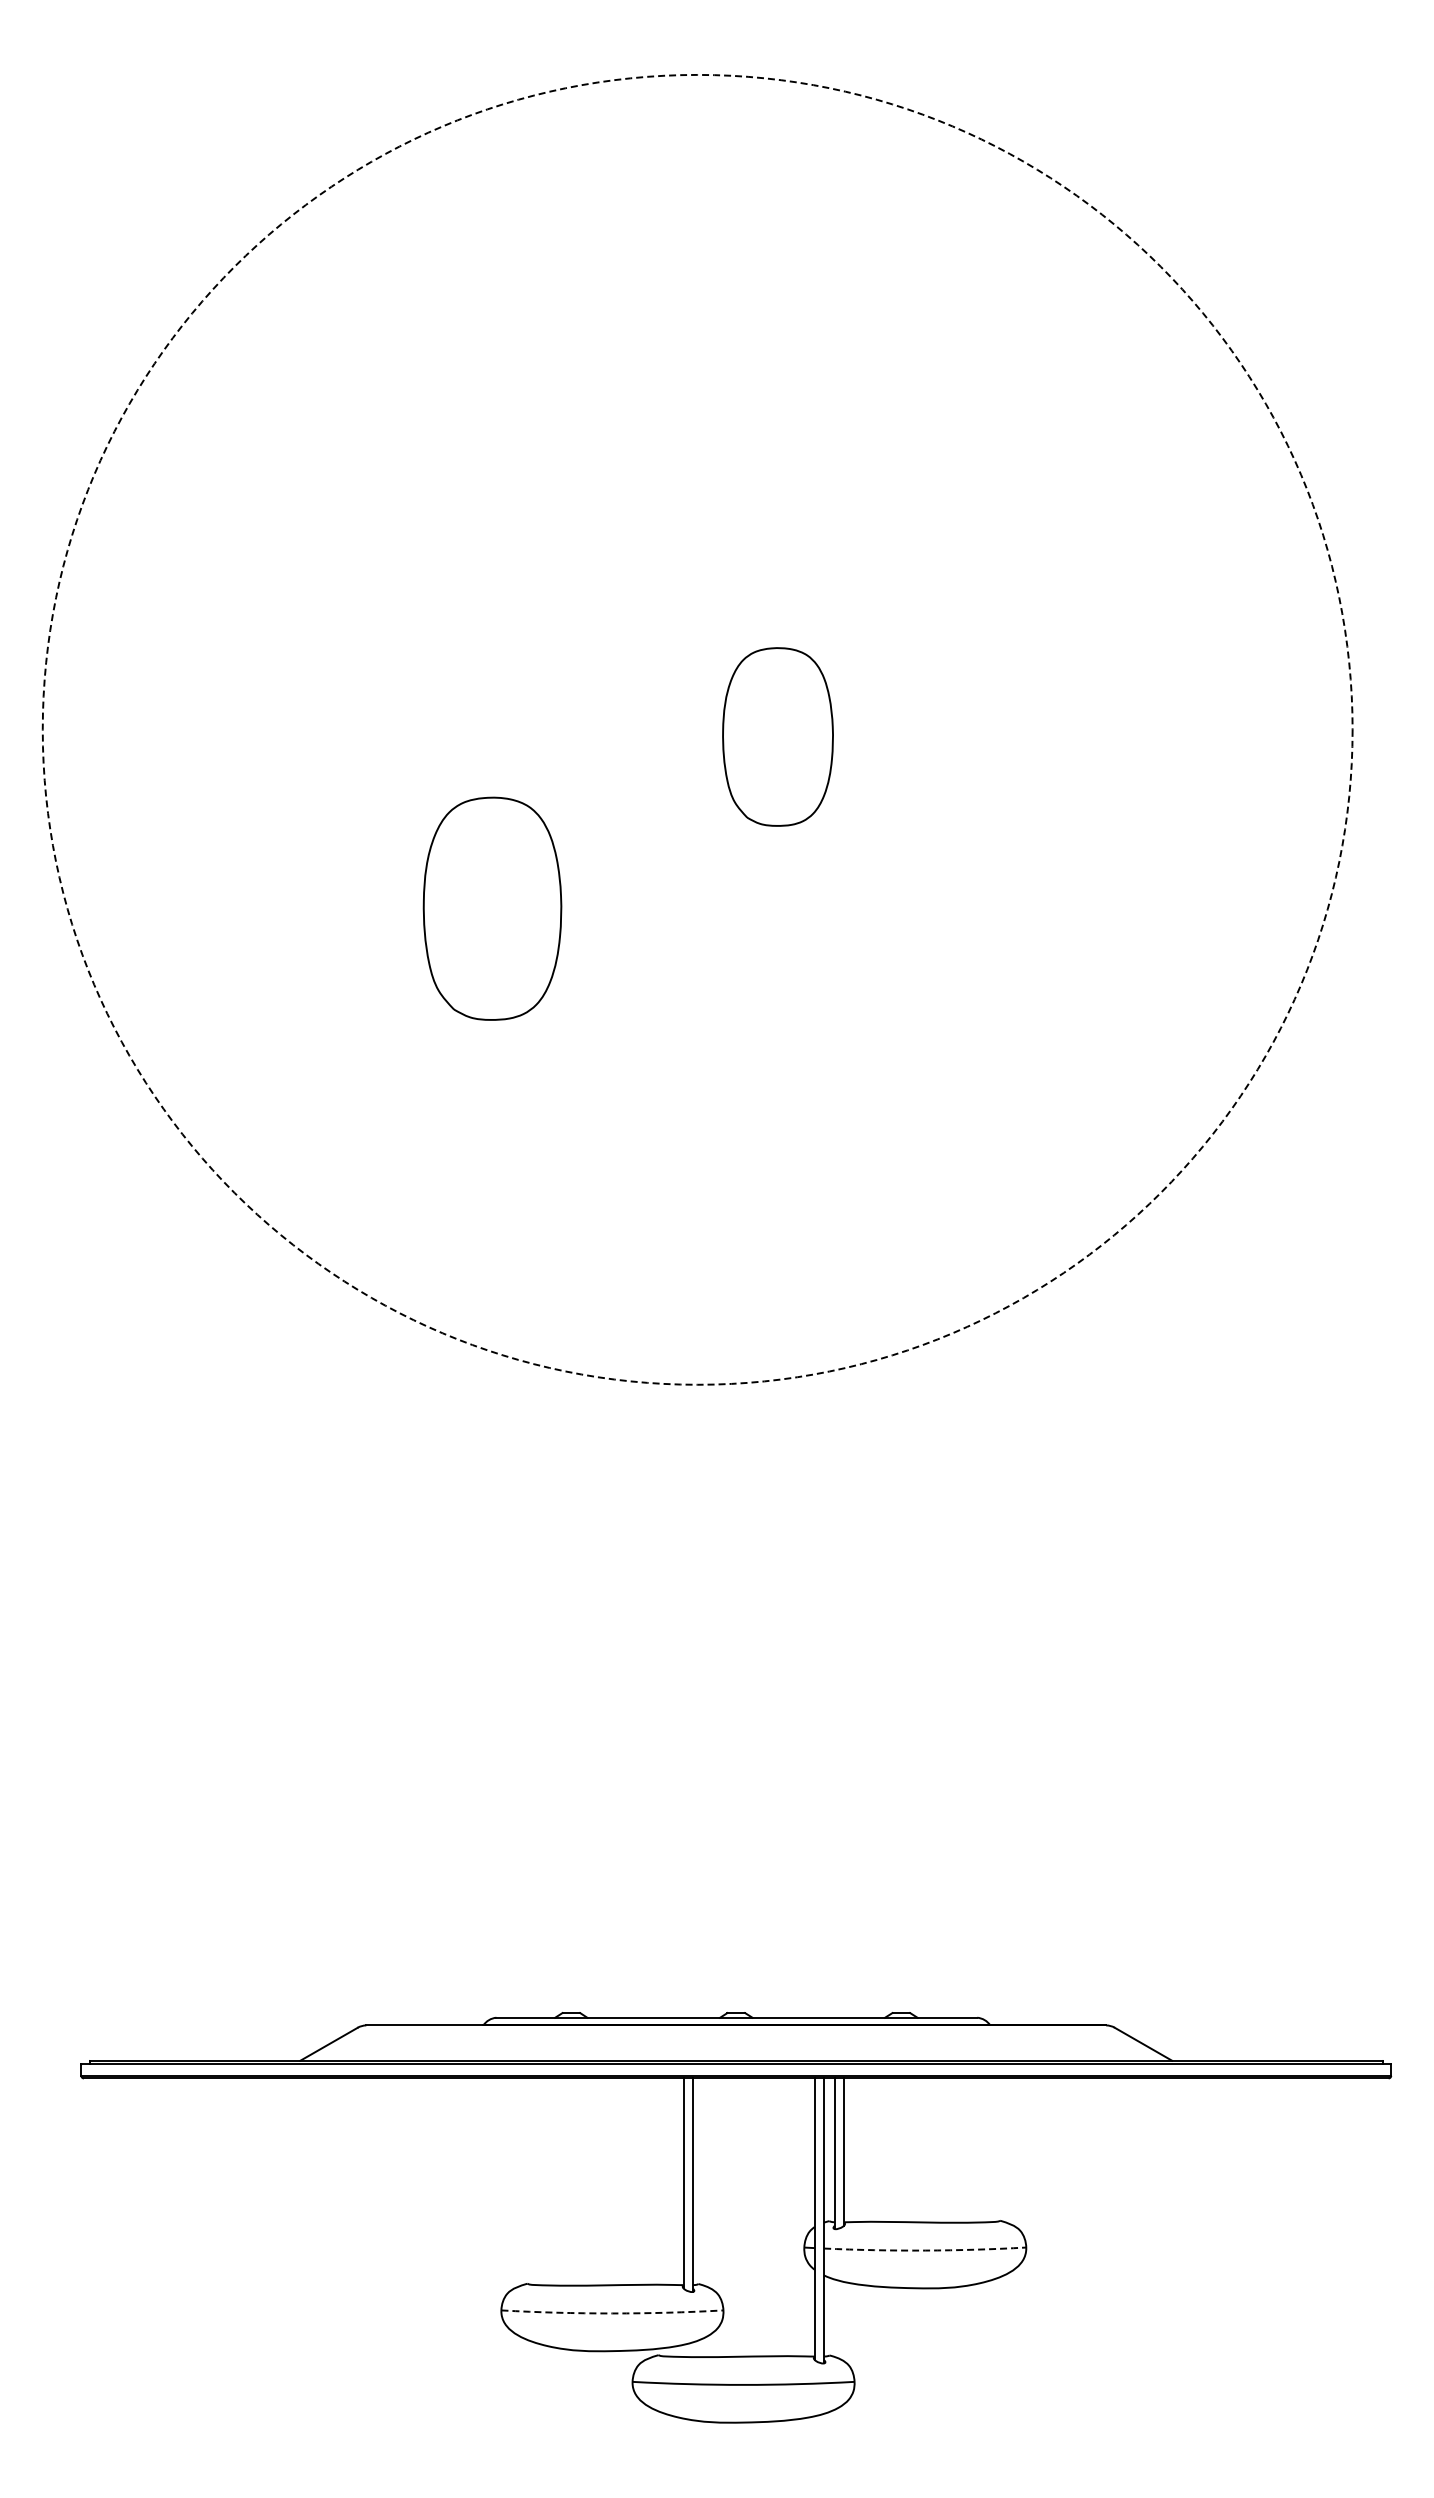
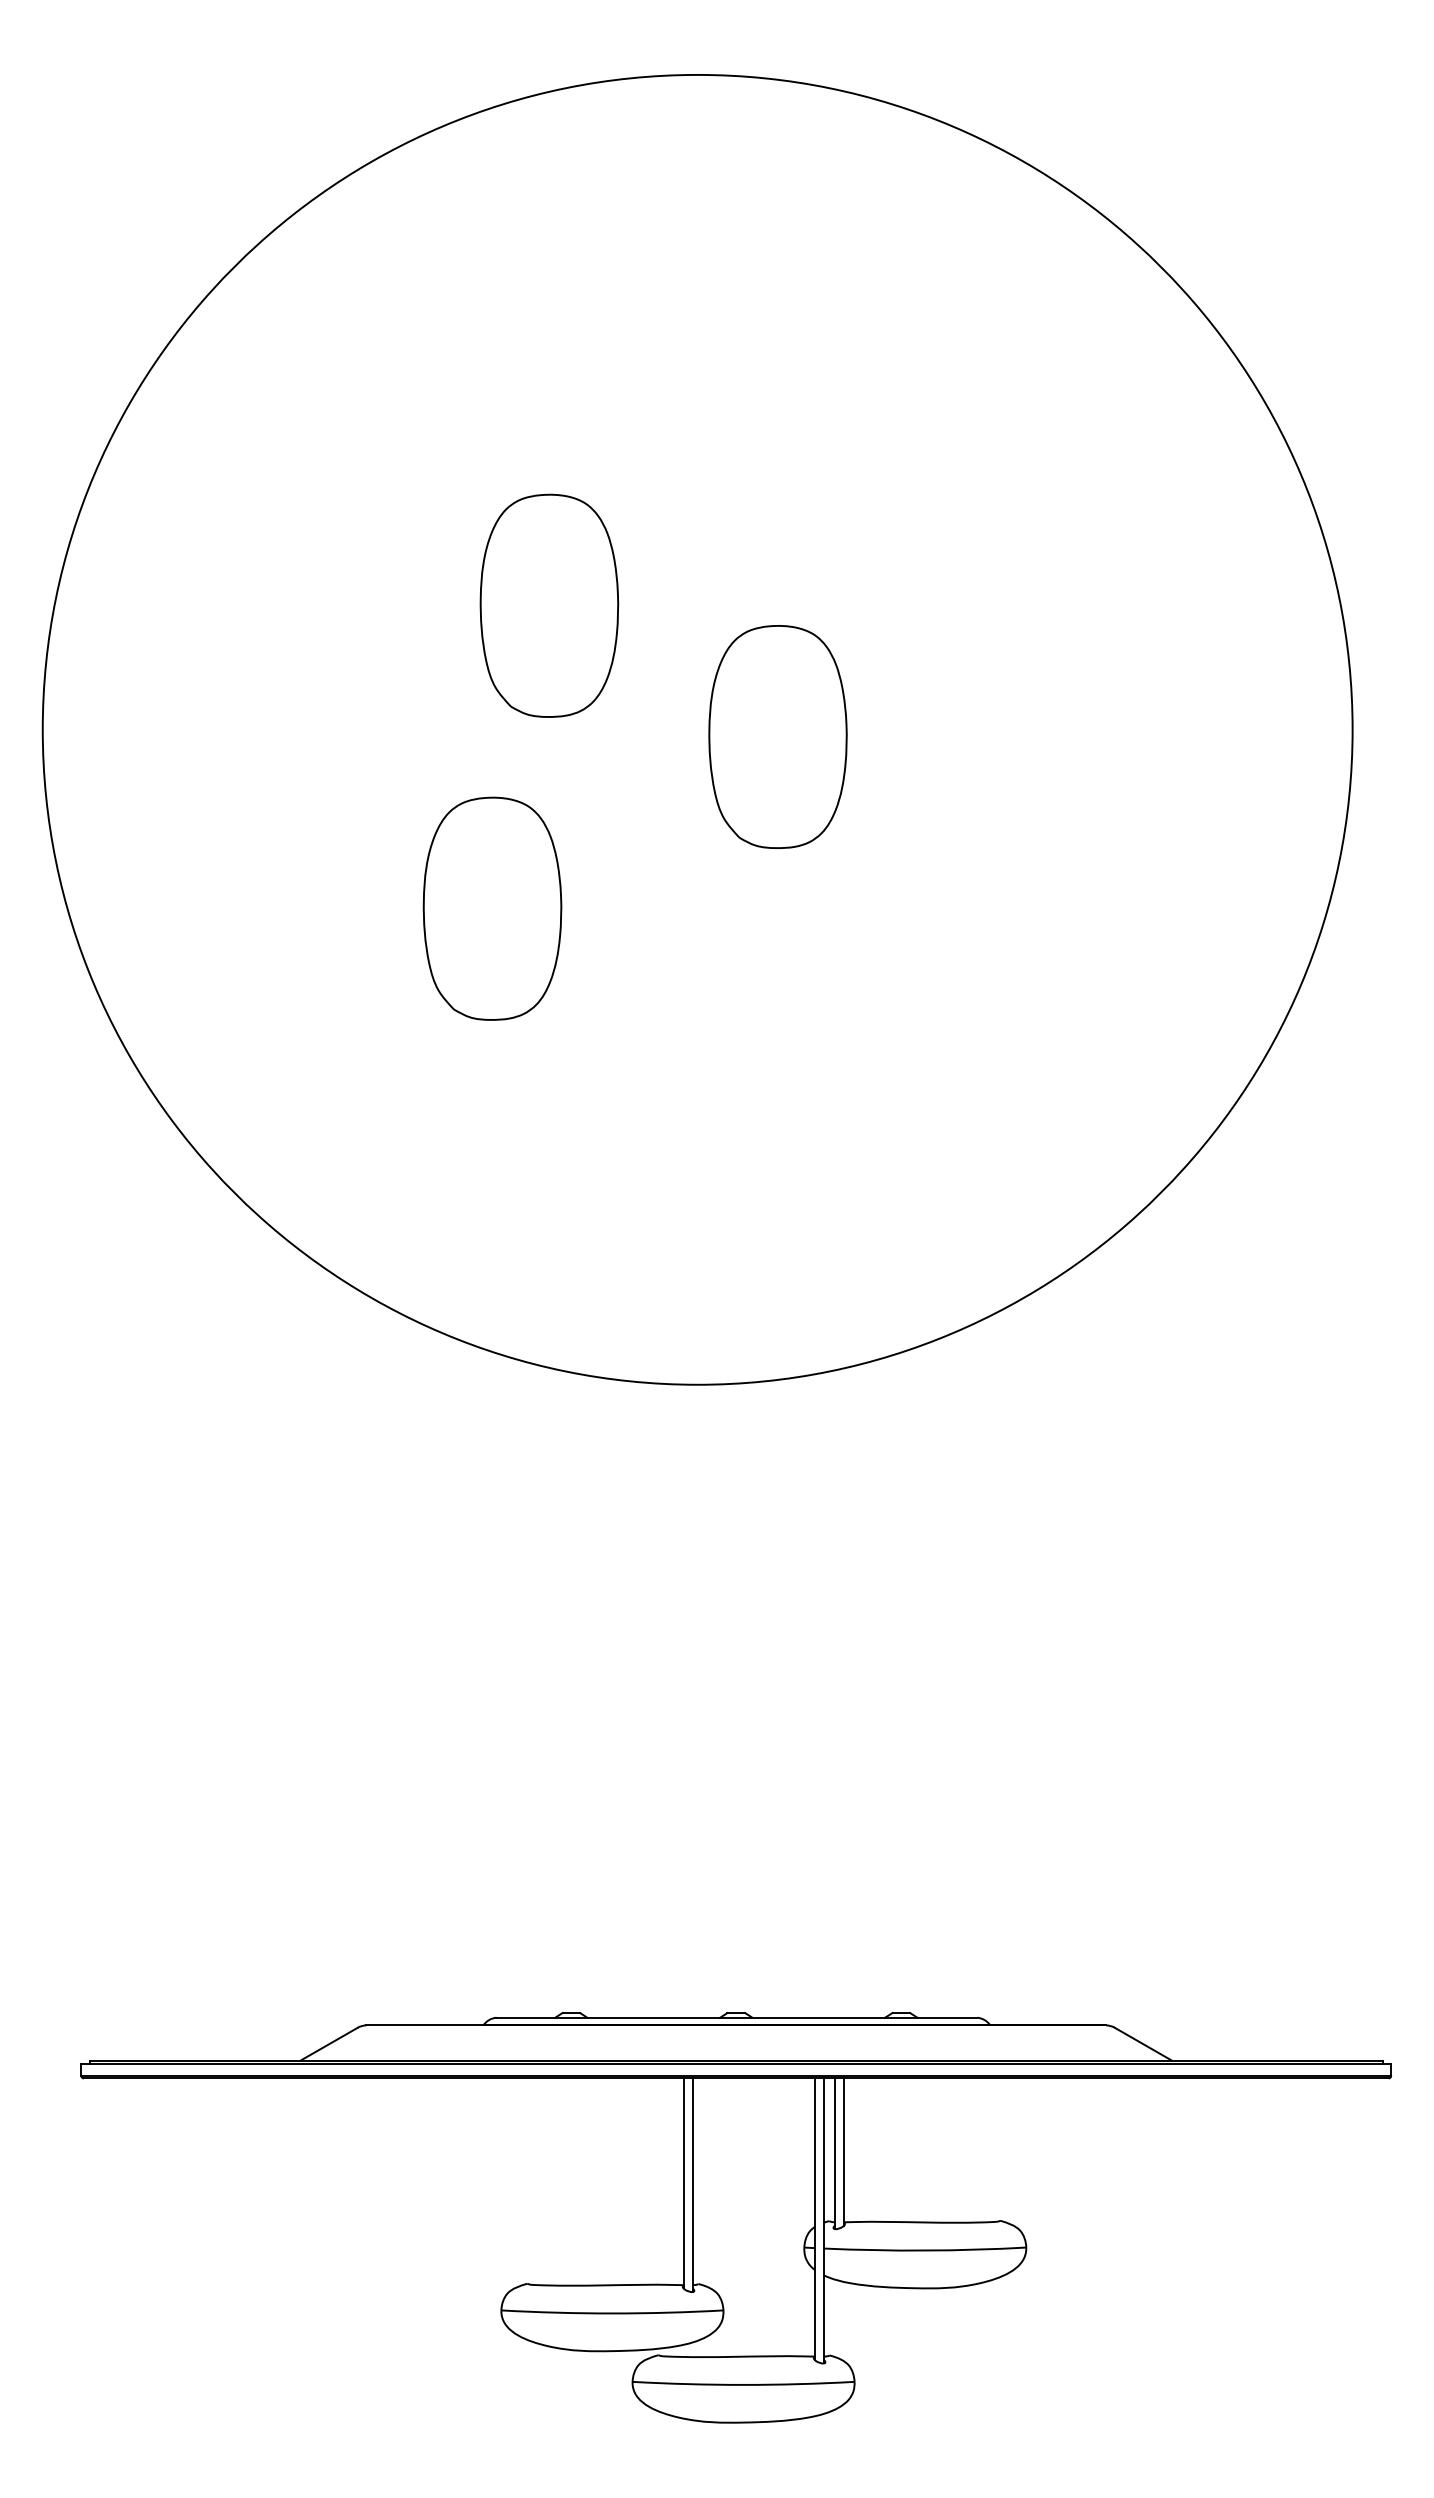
part: none -> present (549, 605)
circle: dashed -> solid (697, 729)
part size: 112x180 px -> 140x224 px (777, 736)
arc: dashed -> solid (925, 2250)
arc: dashed -> solid (612, 2313)
